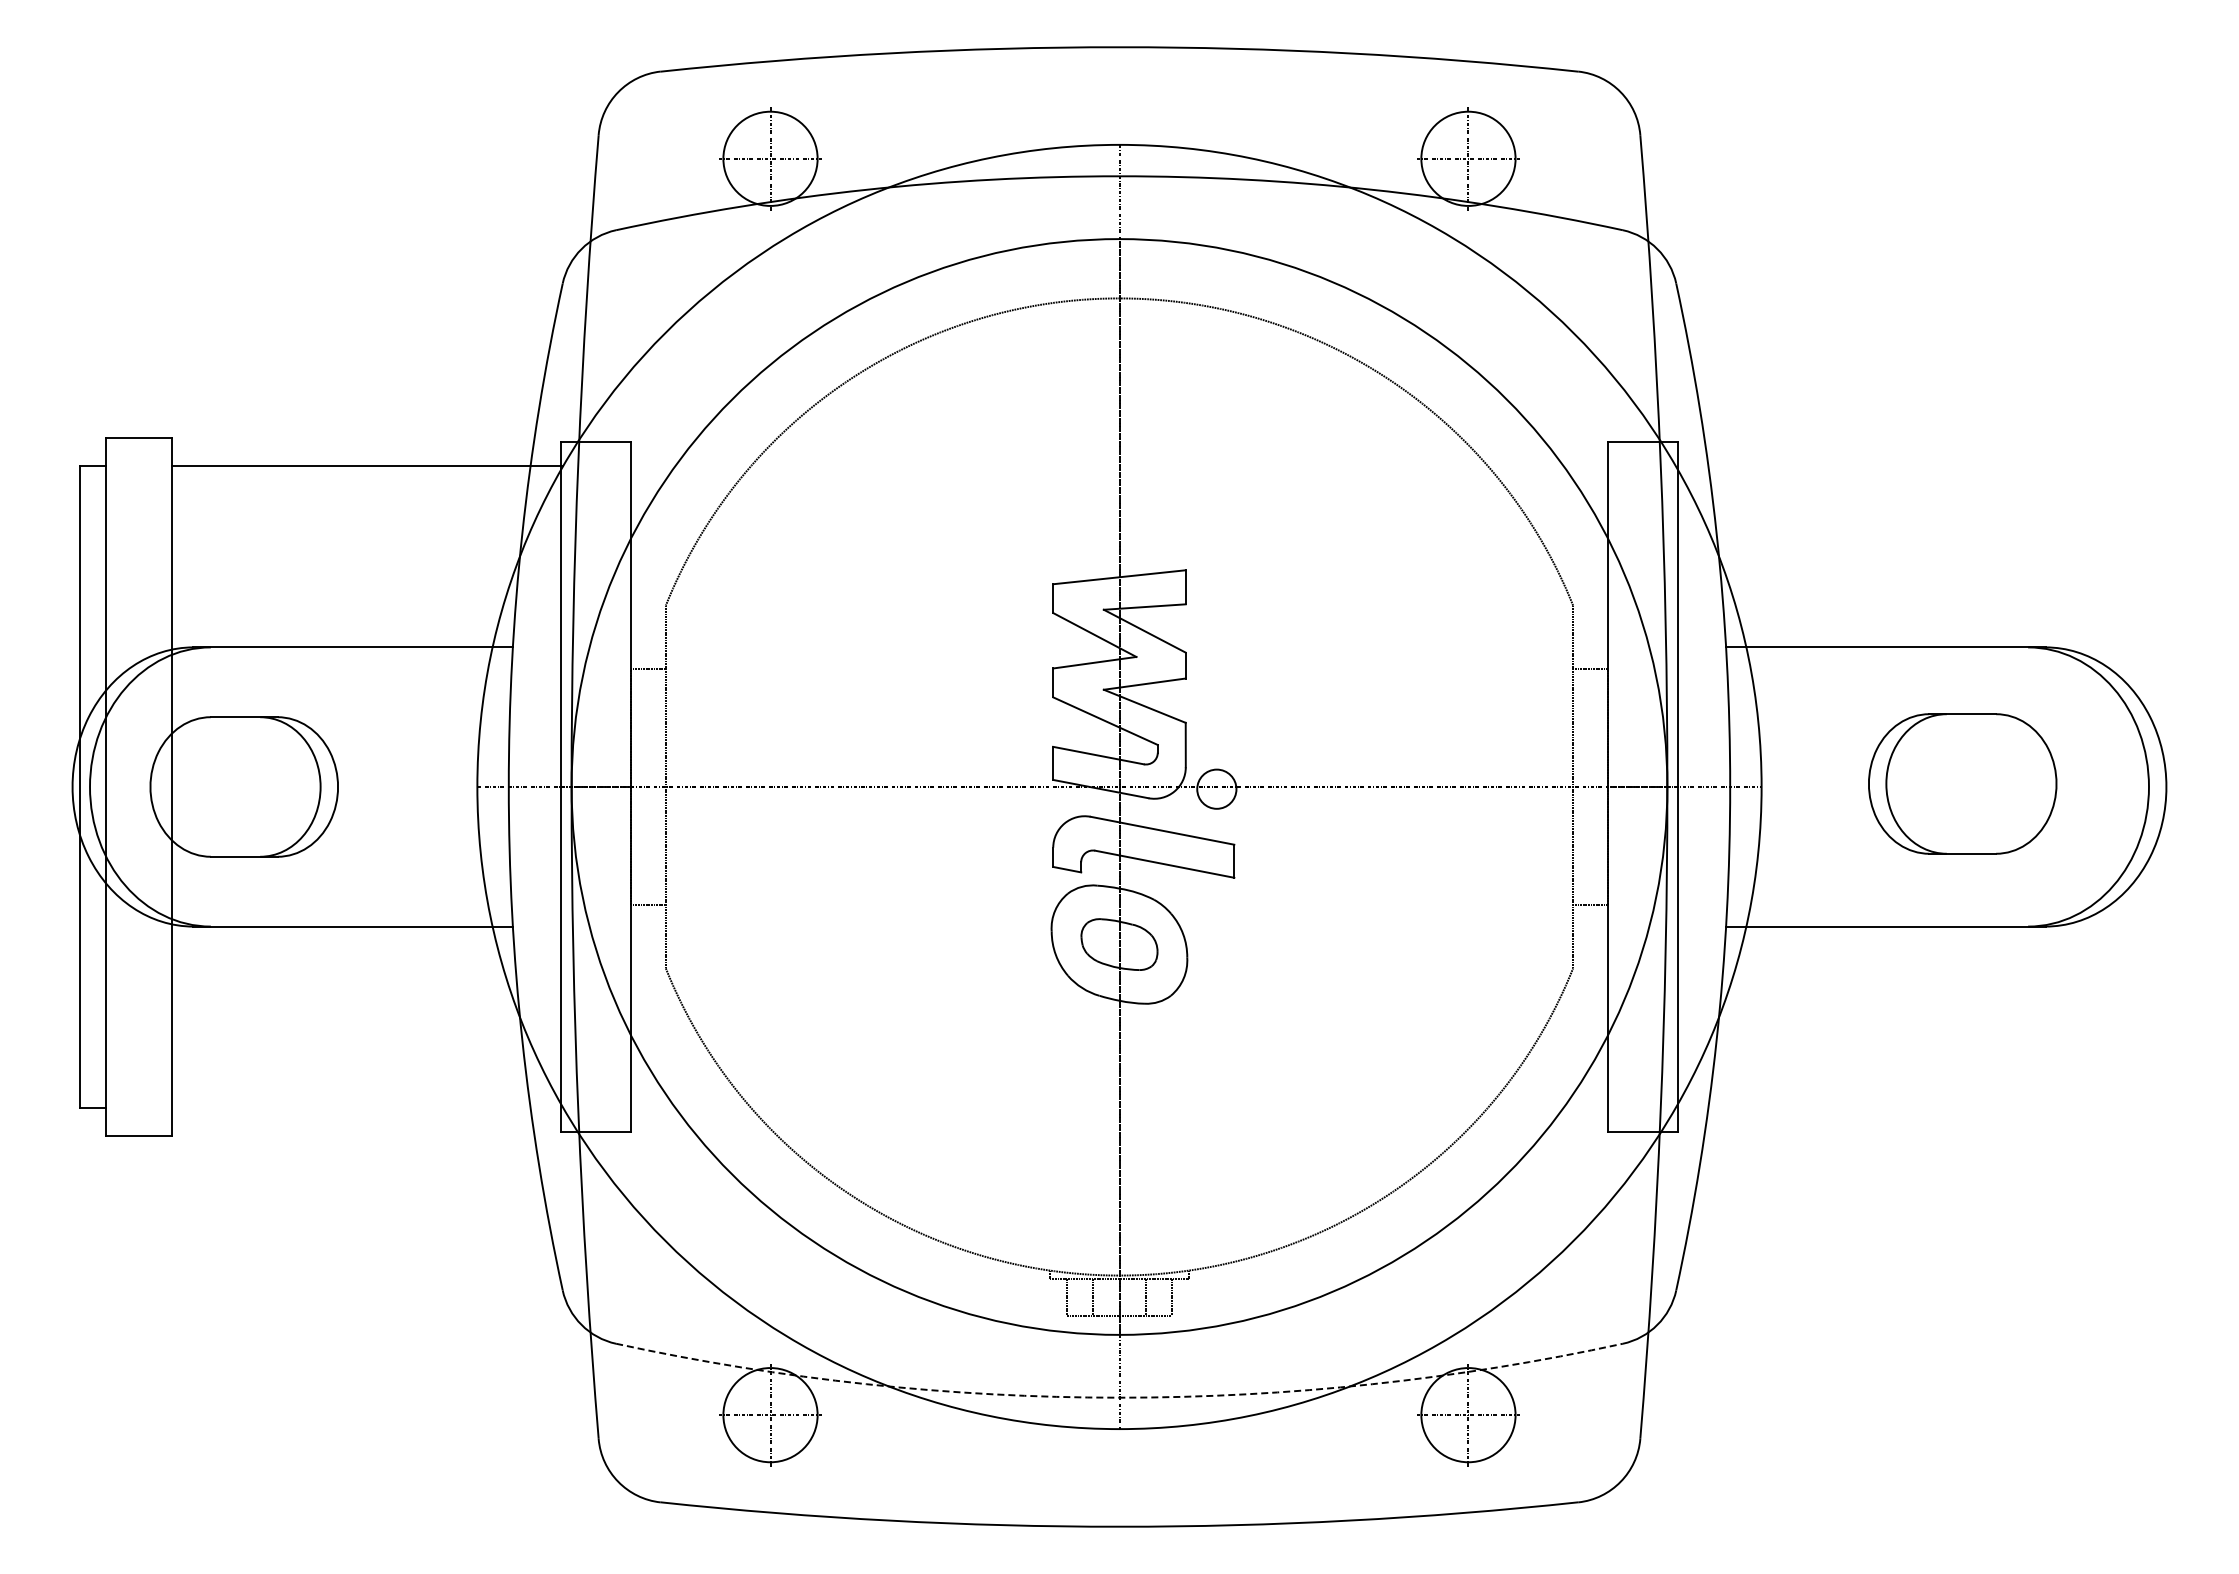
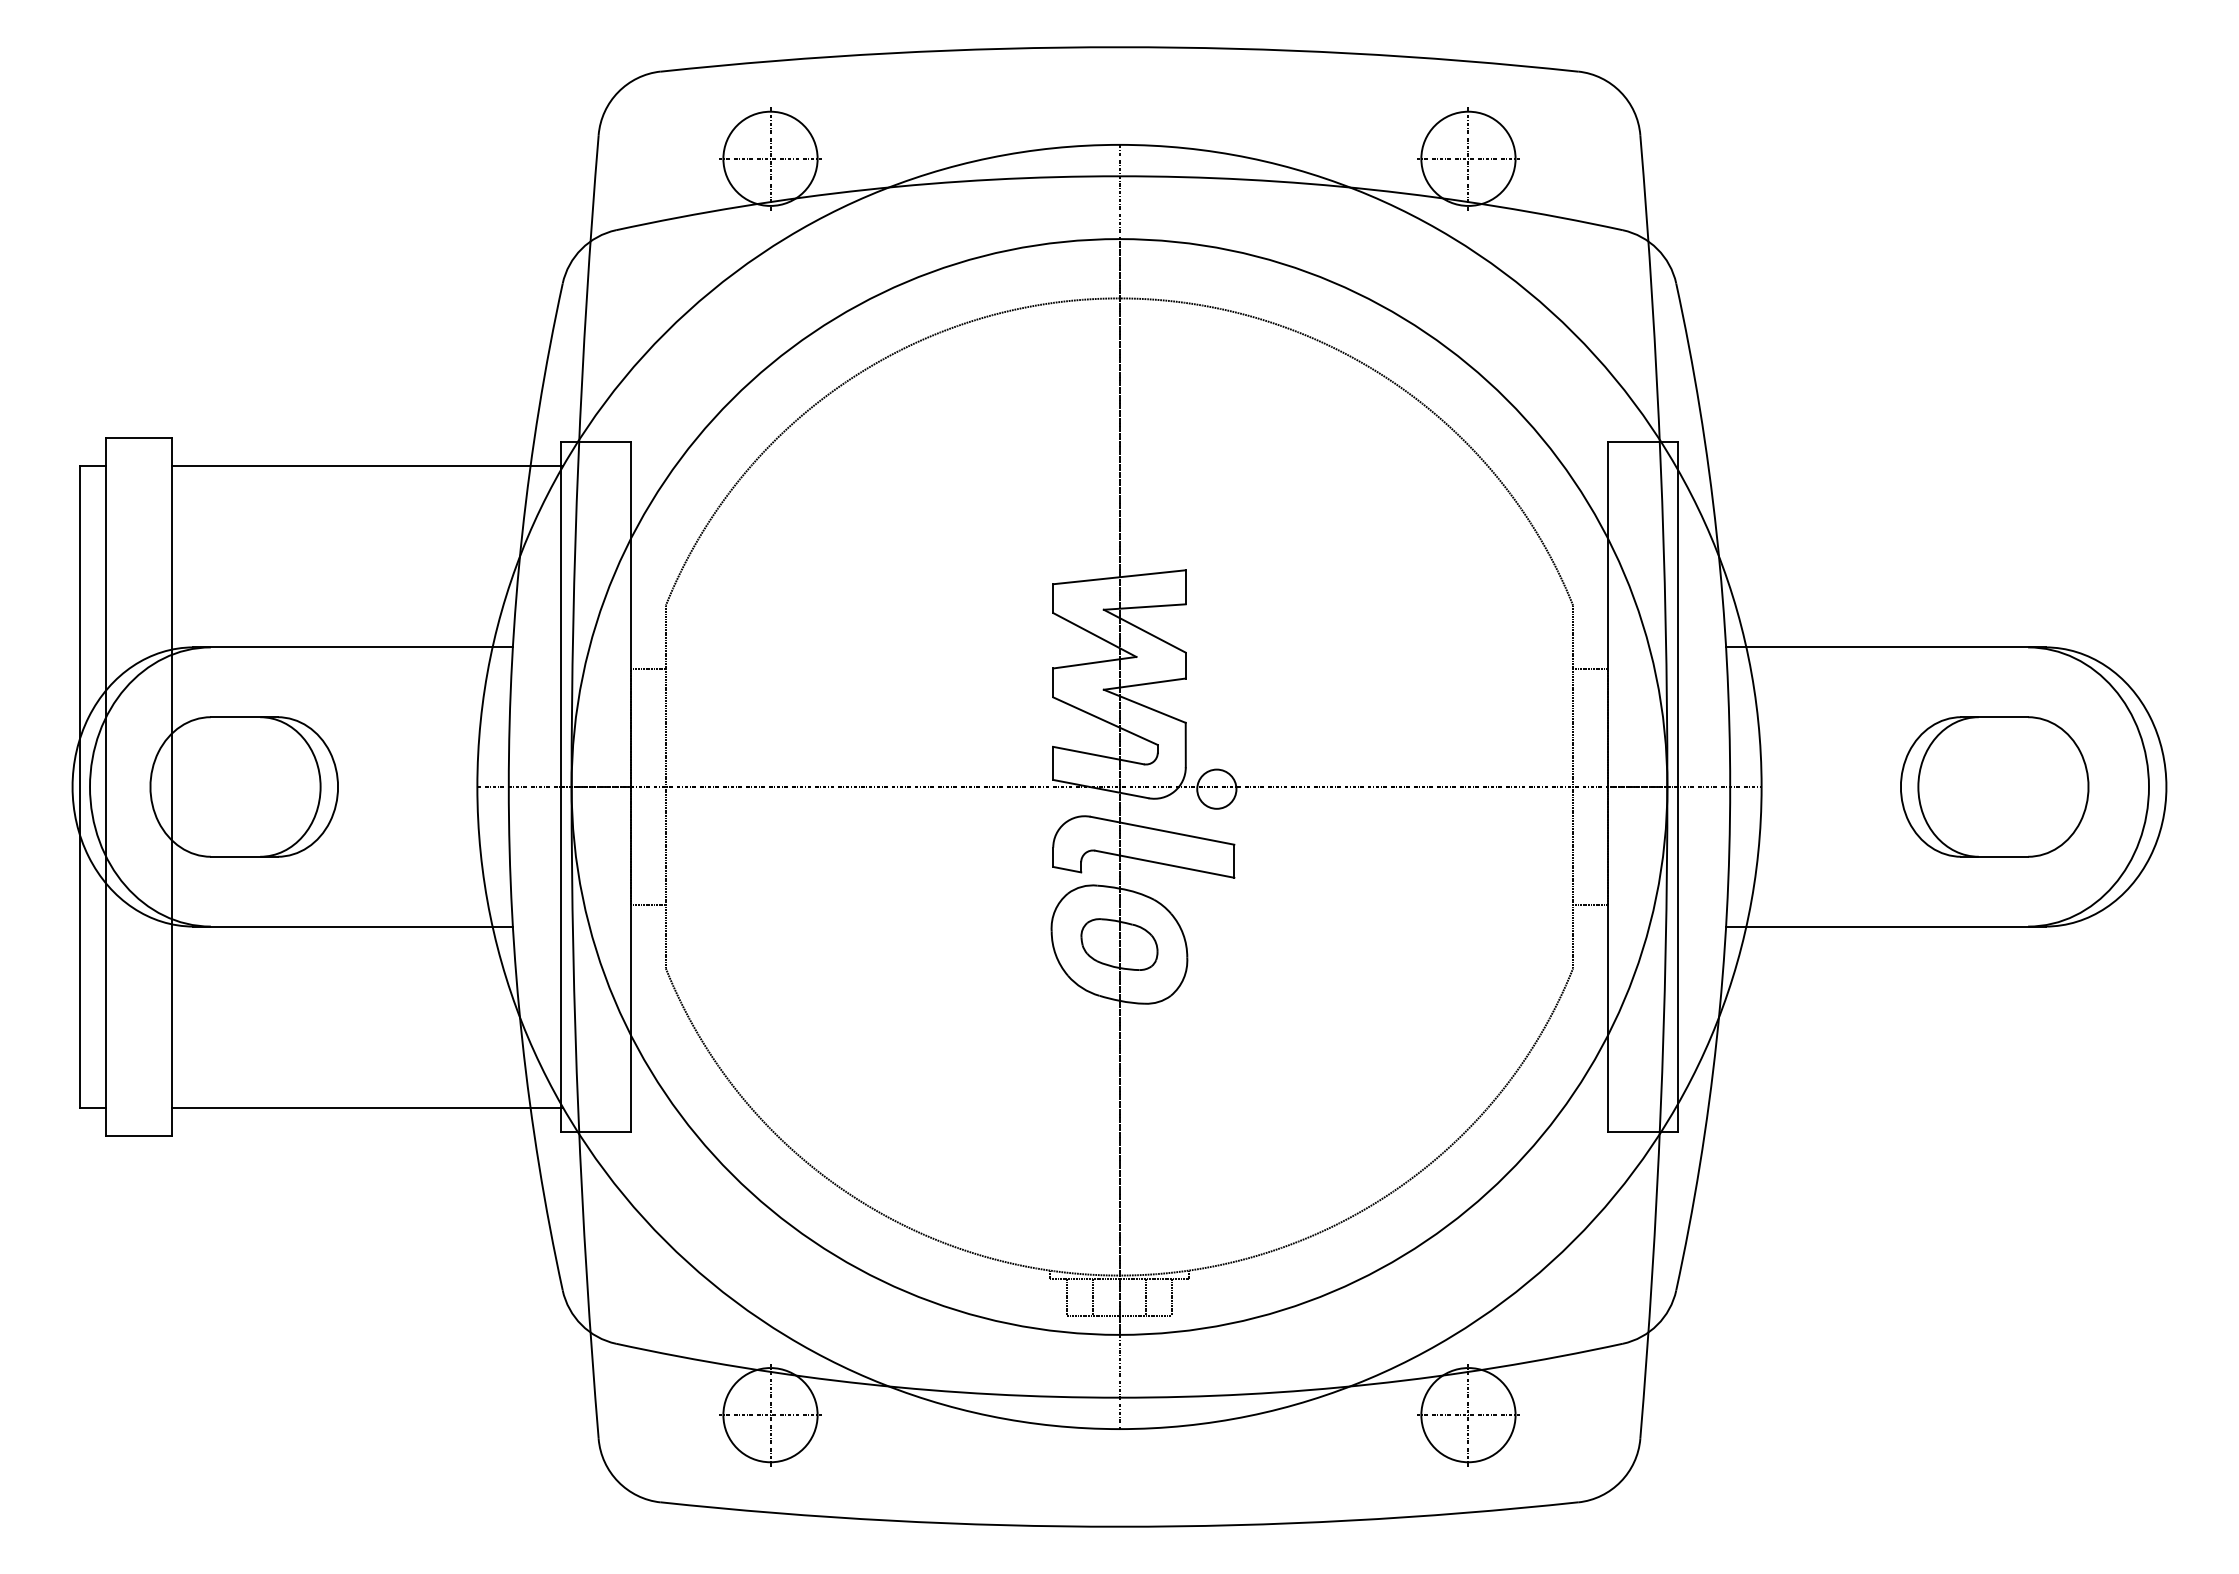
part position: (1962, 783) -> (1994, 786) (1994, 786)
line: none -> present (367, 1108)
arc: dashed -> solid (1119, 1397)
